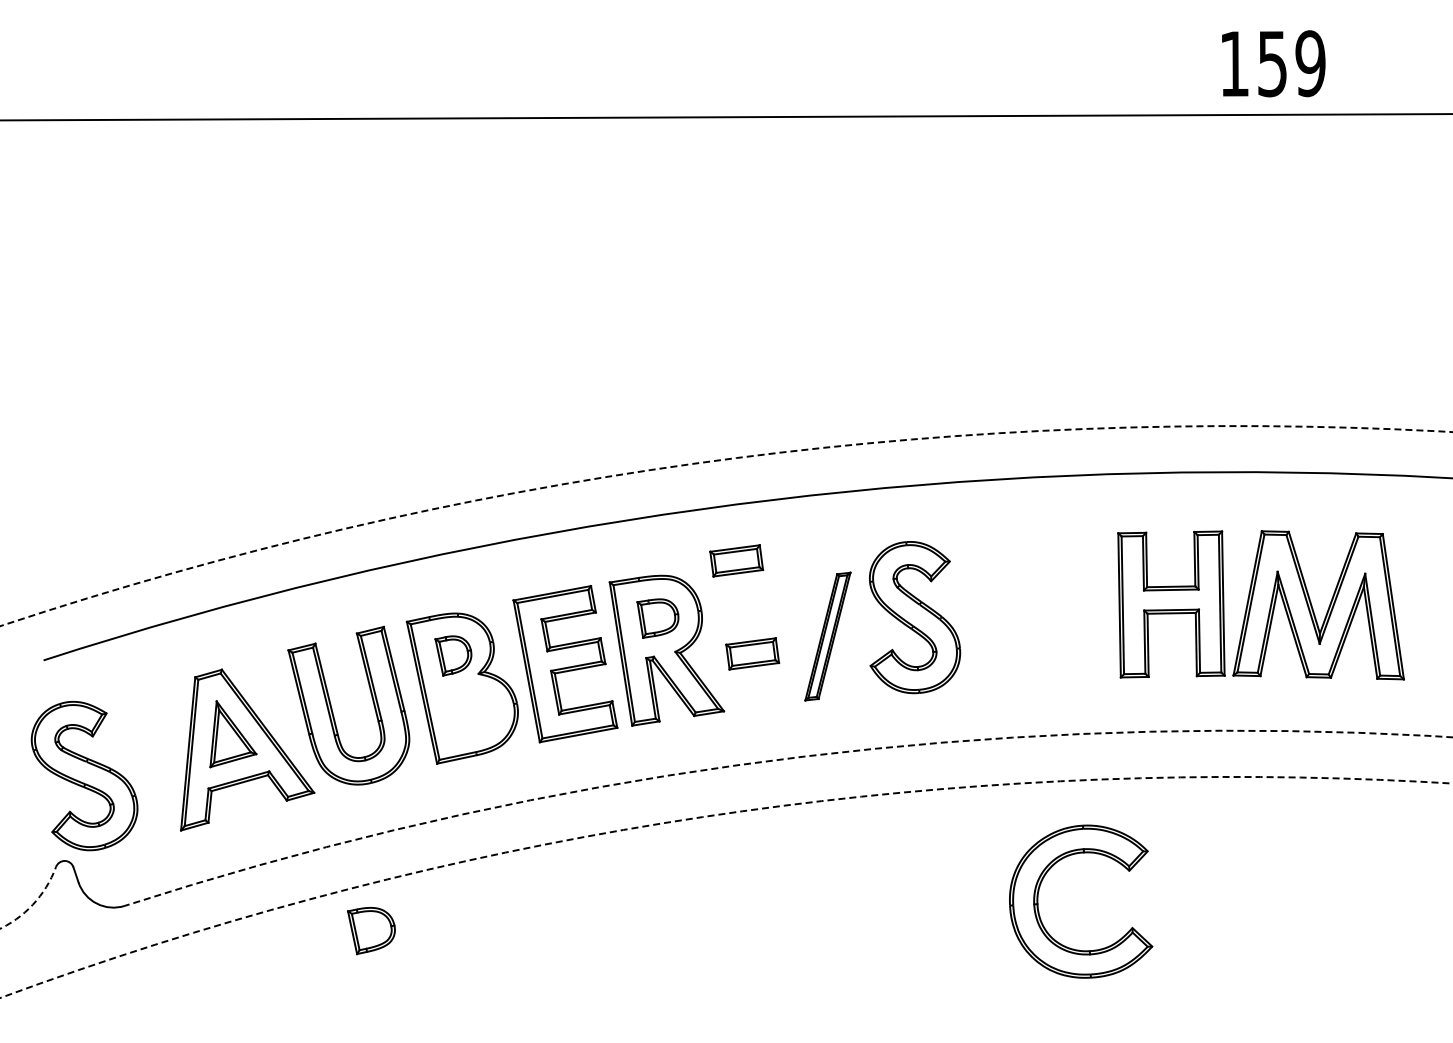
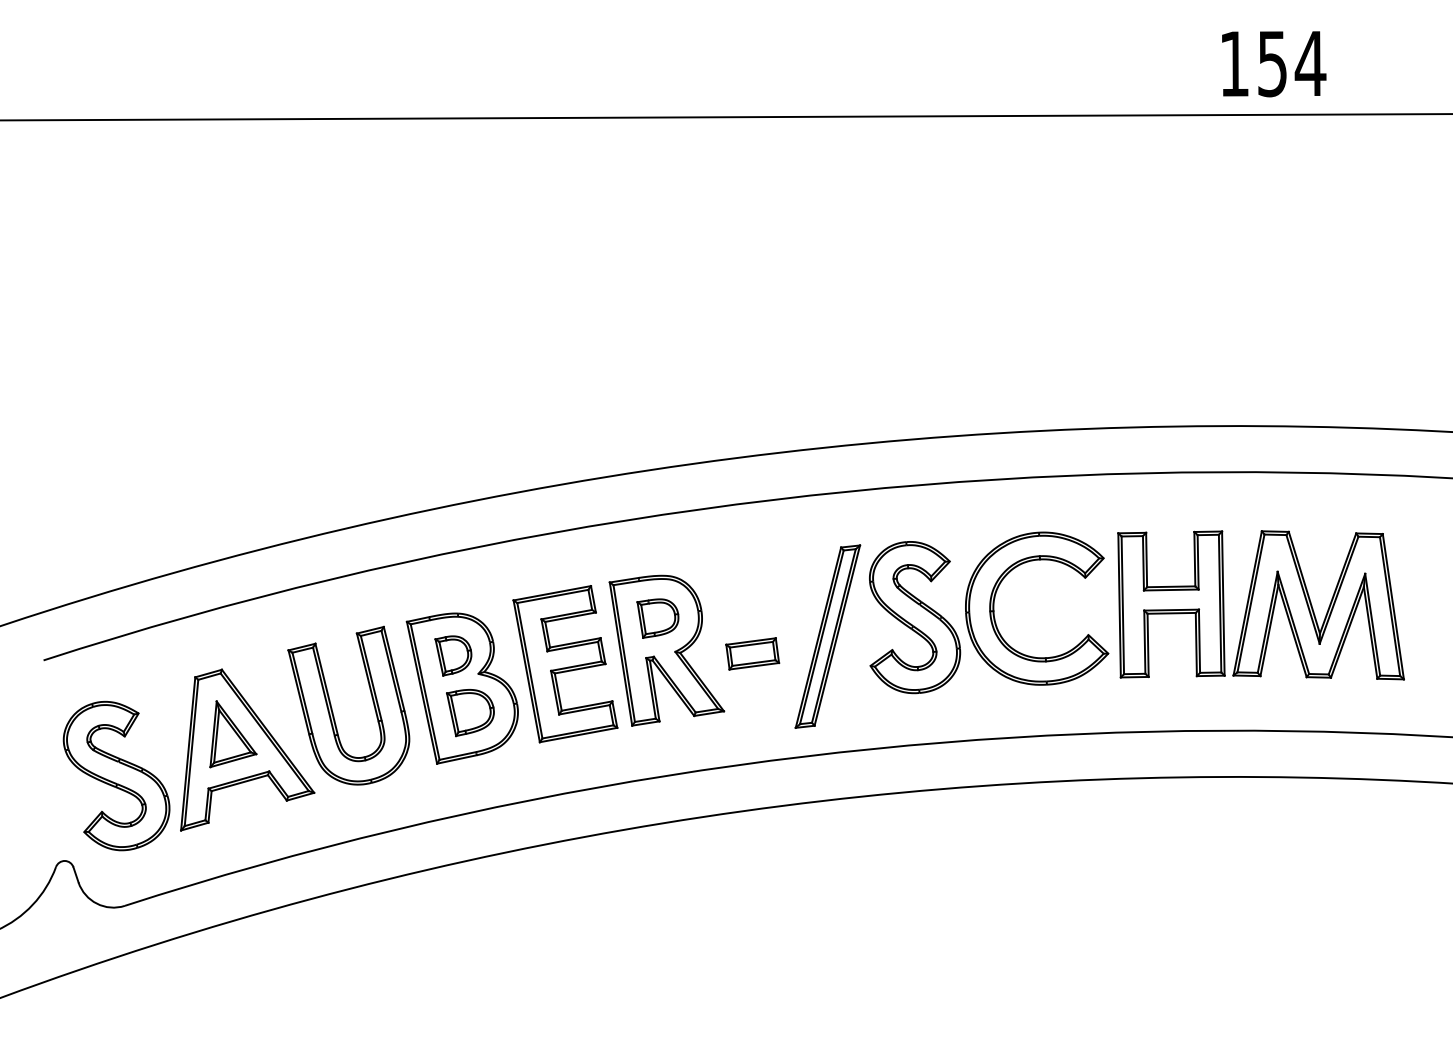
text: 159 -> 154 (1310, 63)
arc: dashed -> solid (713, 461)
part: present -> none (736, 560)
part size: 48x131 px -> 68x185 px (827, 636)
arc: dashed -> solid (781, 759)
part position: (84, 775) -> (116, 775) (116, 775)
arc: dashed -> solid (709, 816)
part position: (1038, 901) -> (994, 608) (994, 608)
arc: dashed -> solid (34, 903)
part position: (371, 931) -> (470, 713) (470, 713)
